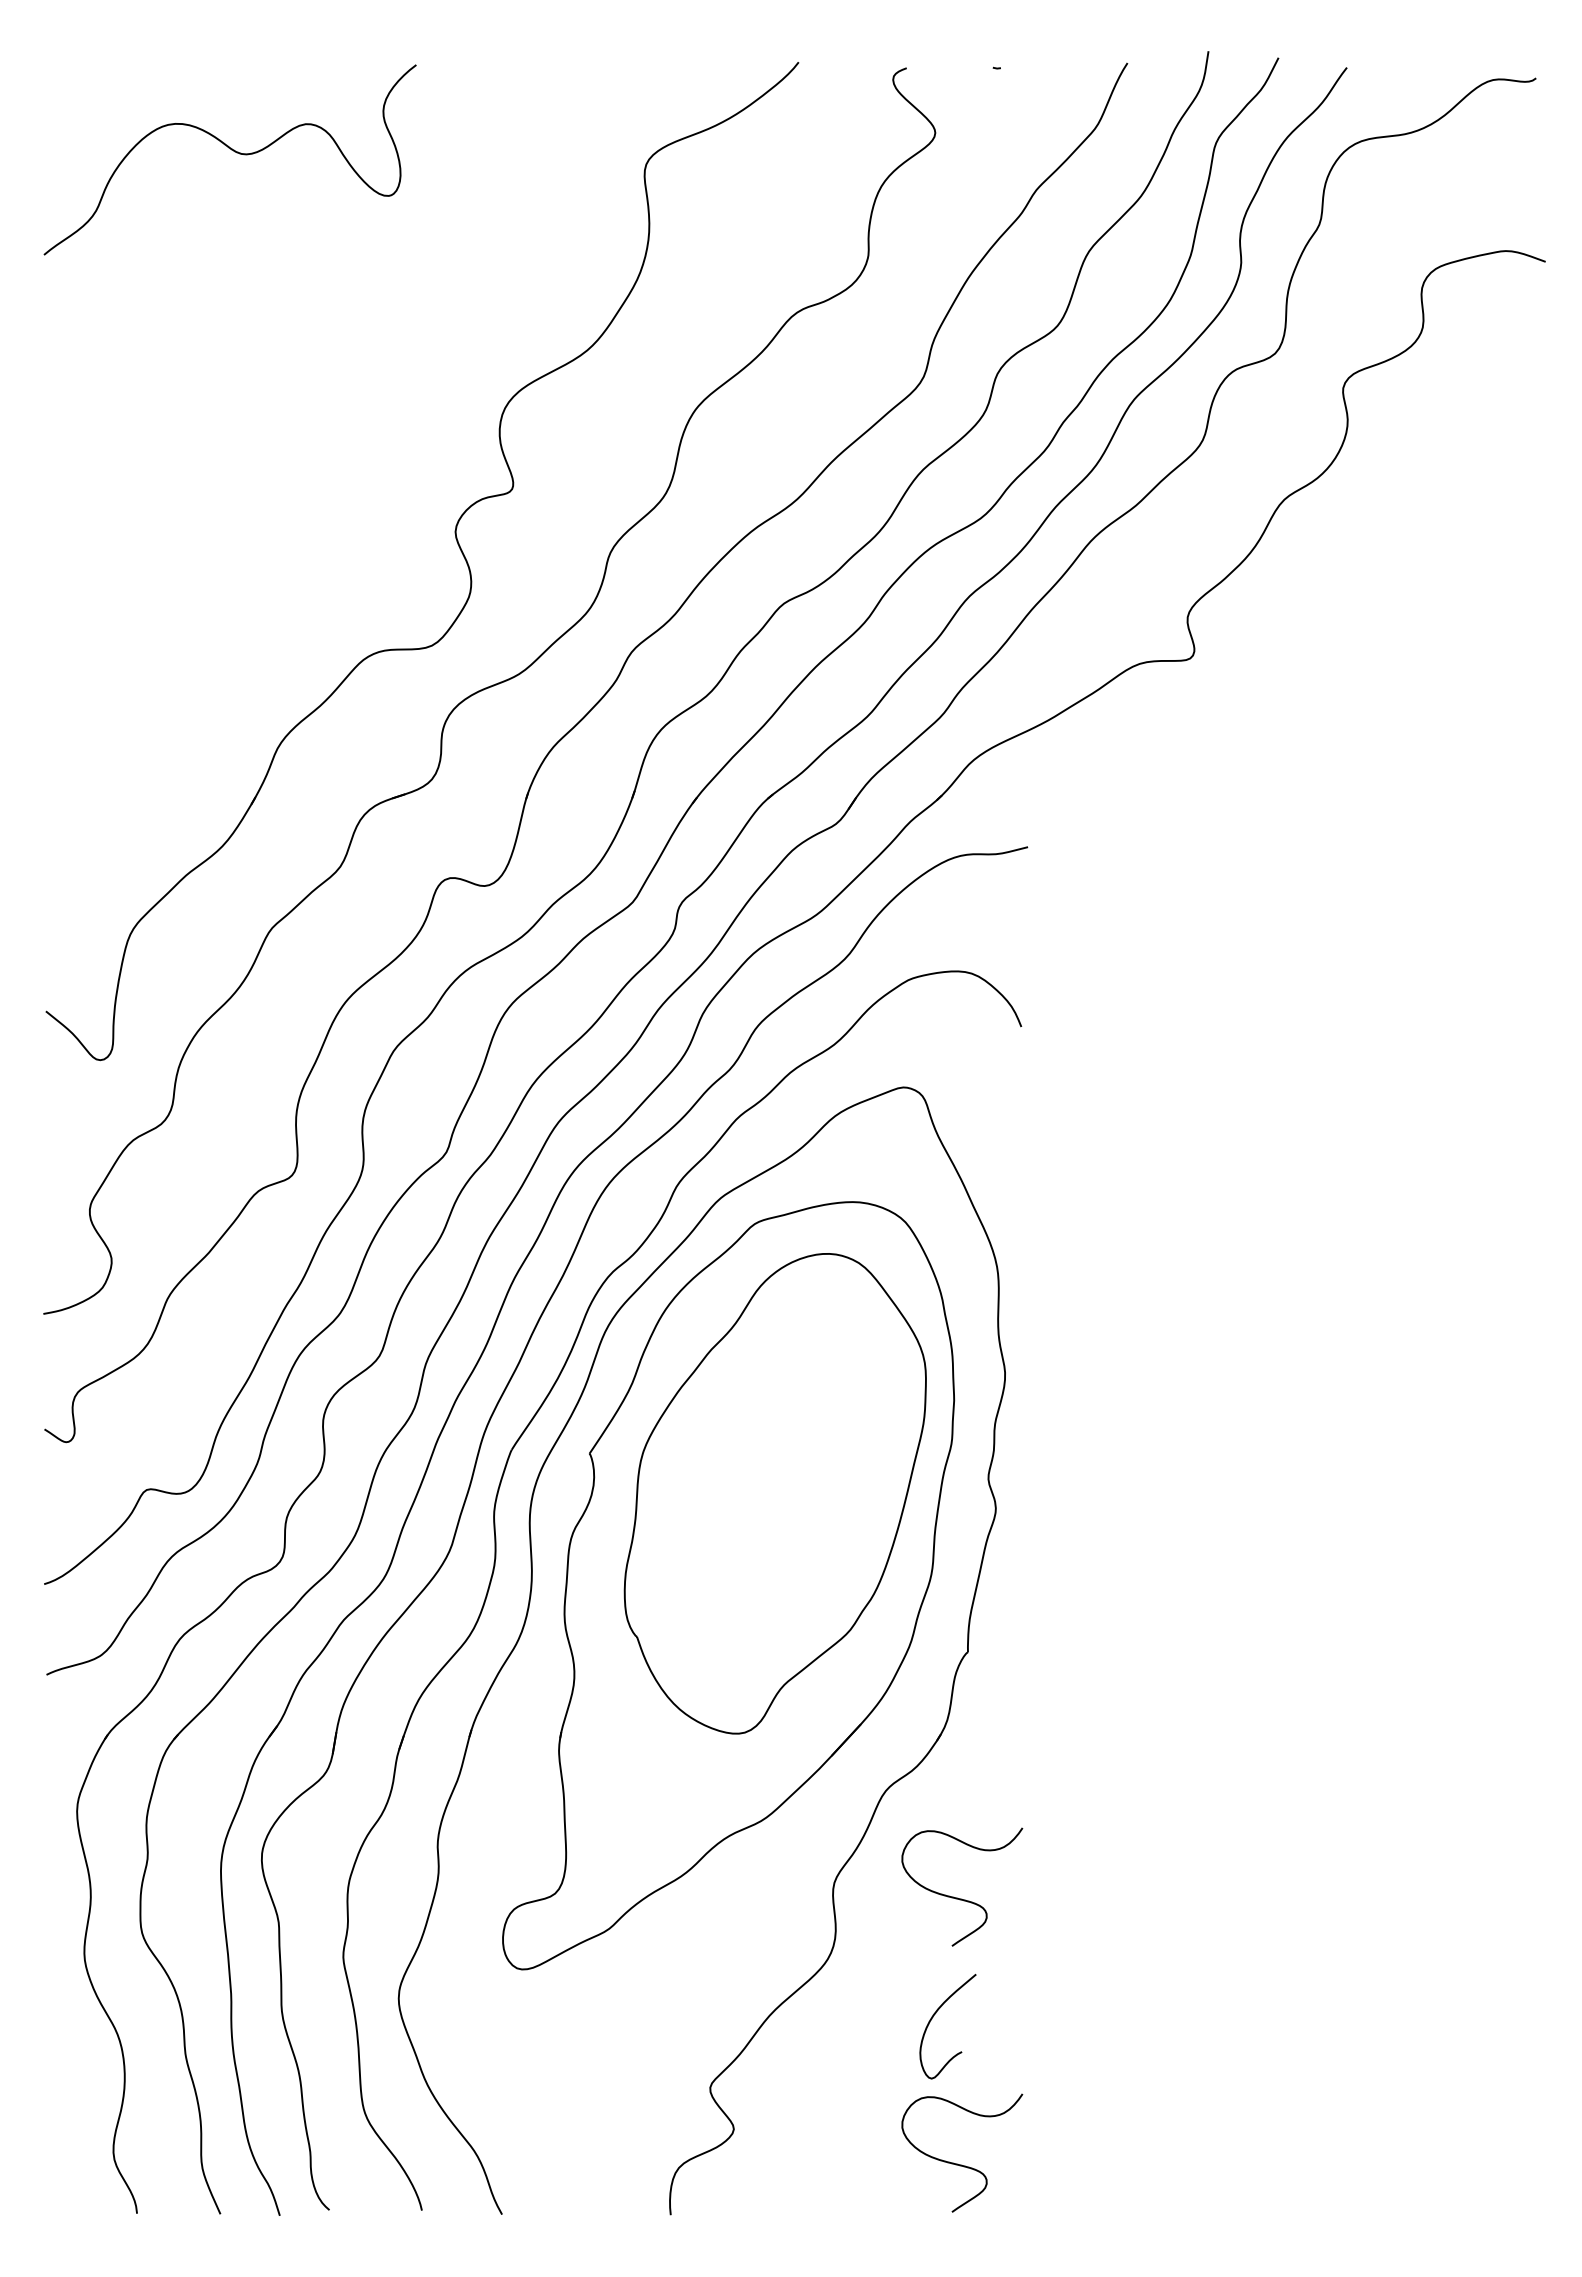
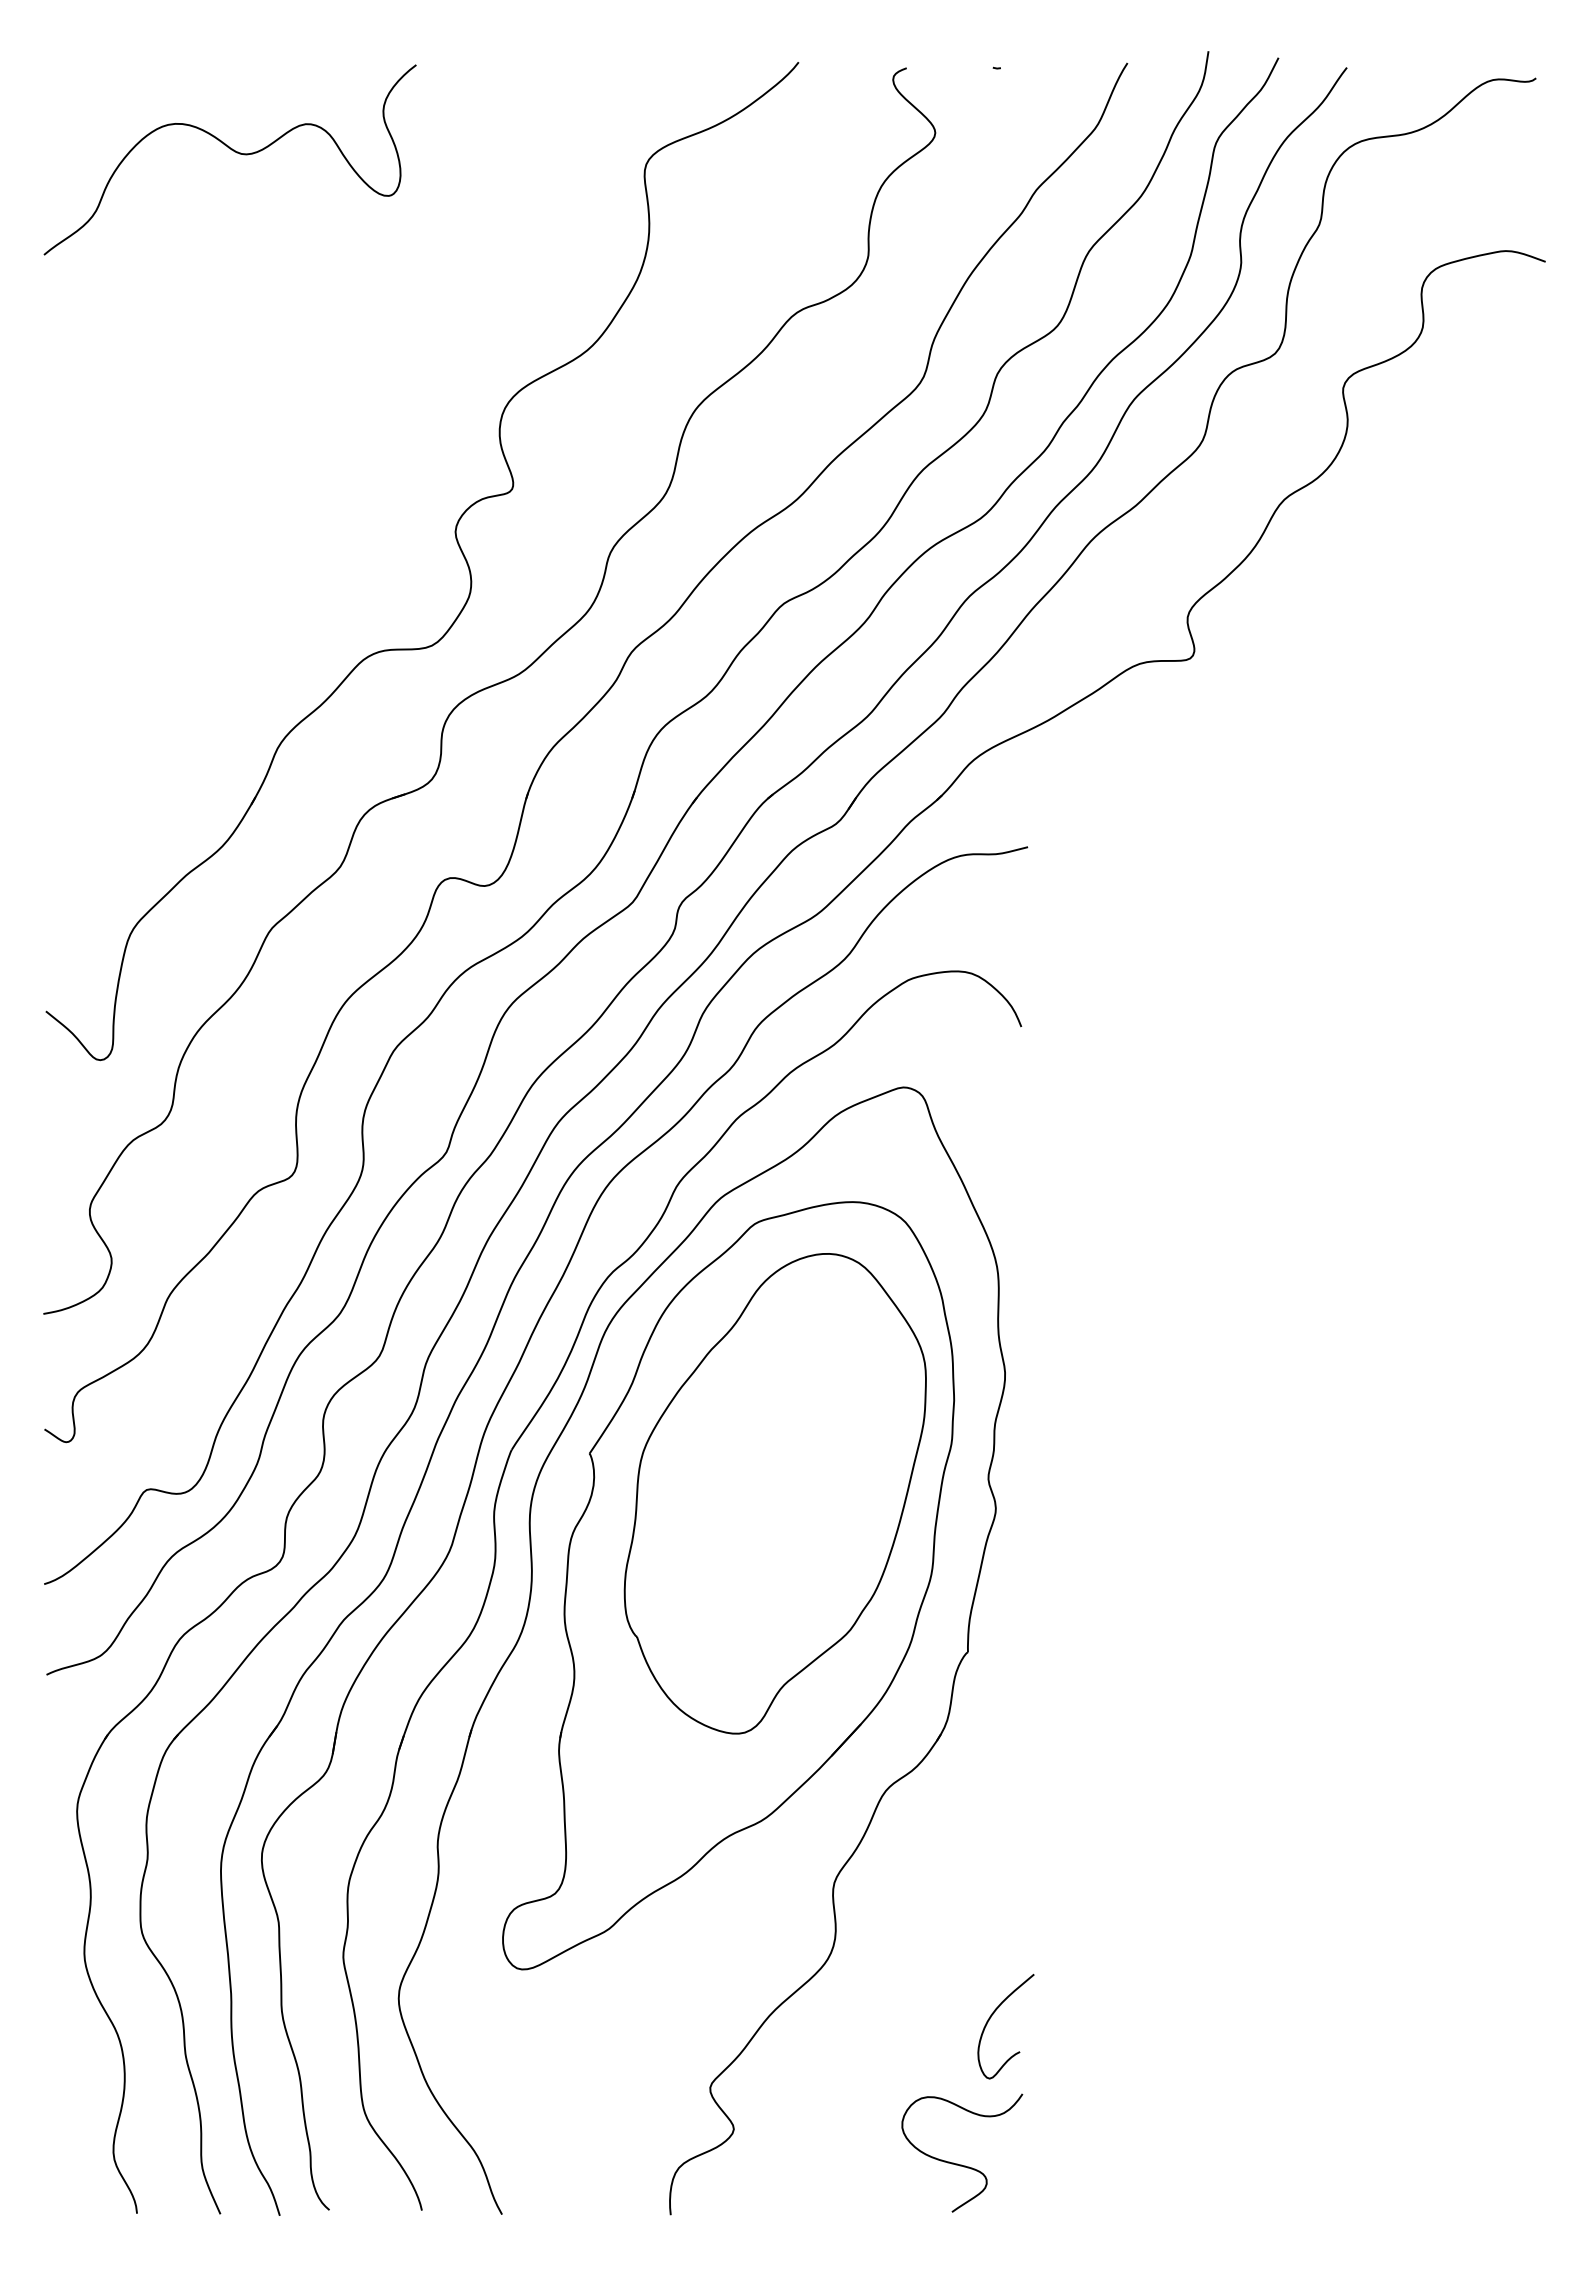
curve: present -> none (961, 1898)
curve position: (932, 2019) -> (990, 2019) (990, 2019)
